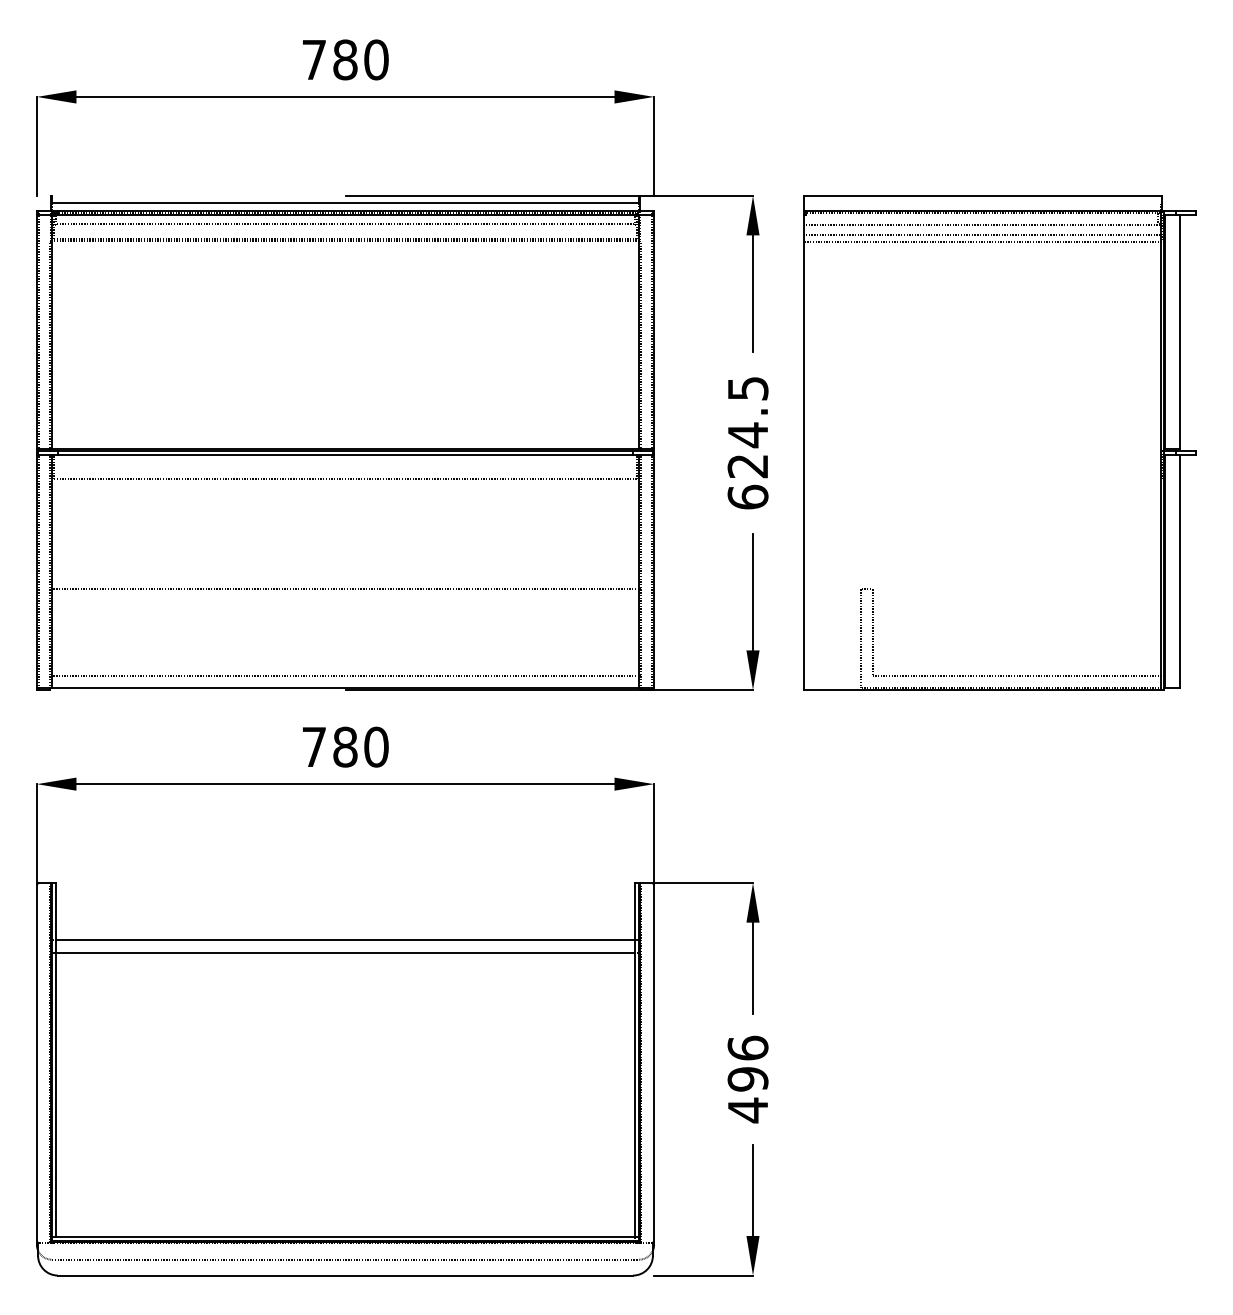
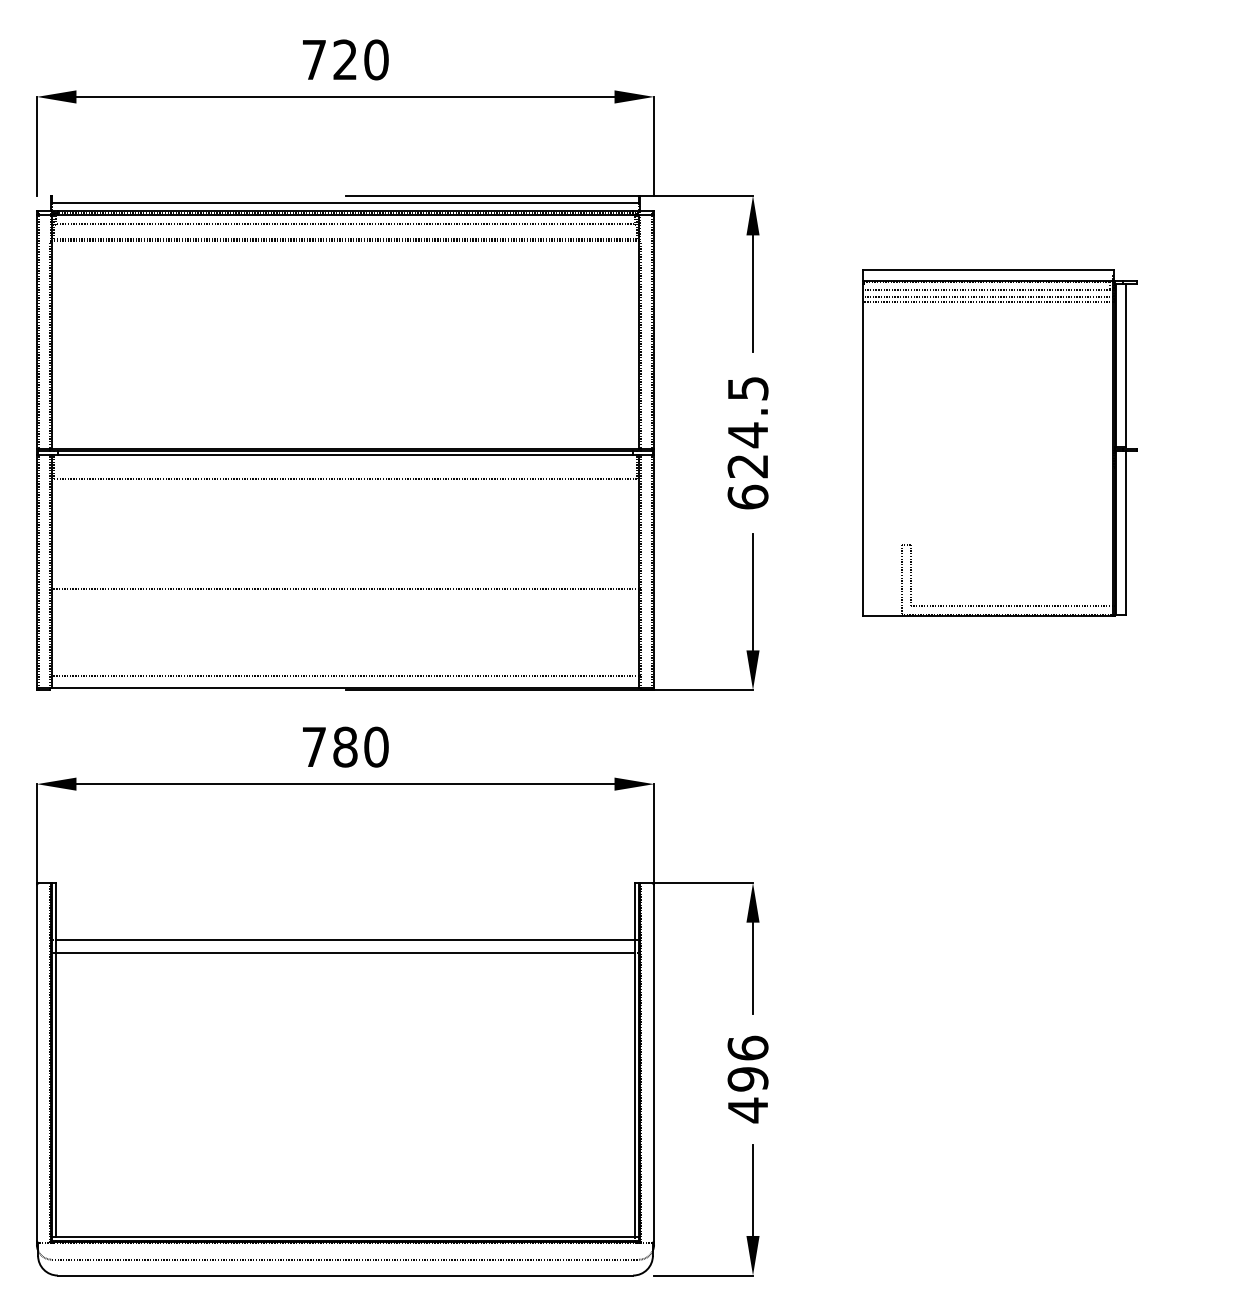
text: 780 -> 720 (345, 59)
part size: 394x496 px -> 276x348 px (999, 442)
